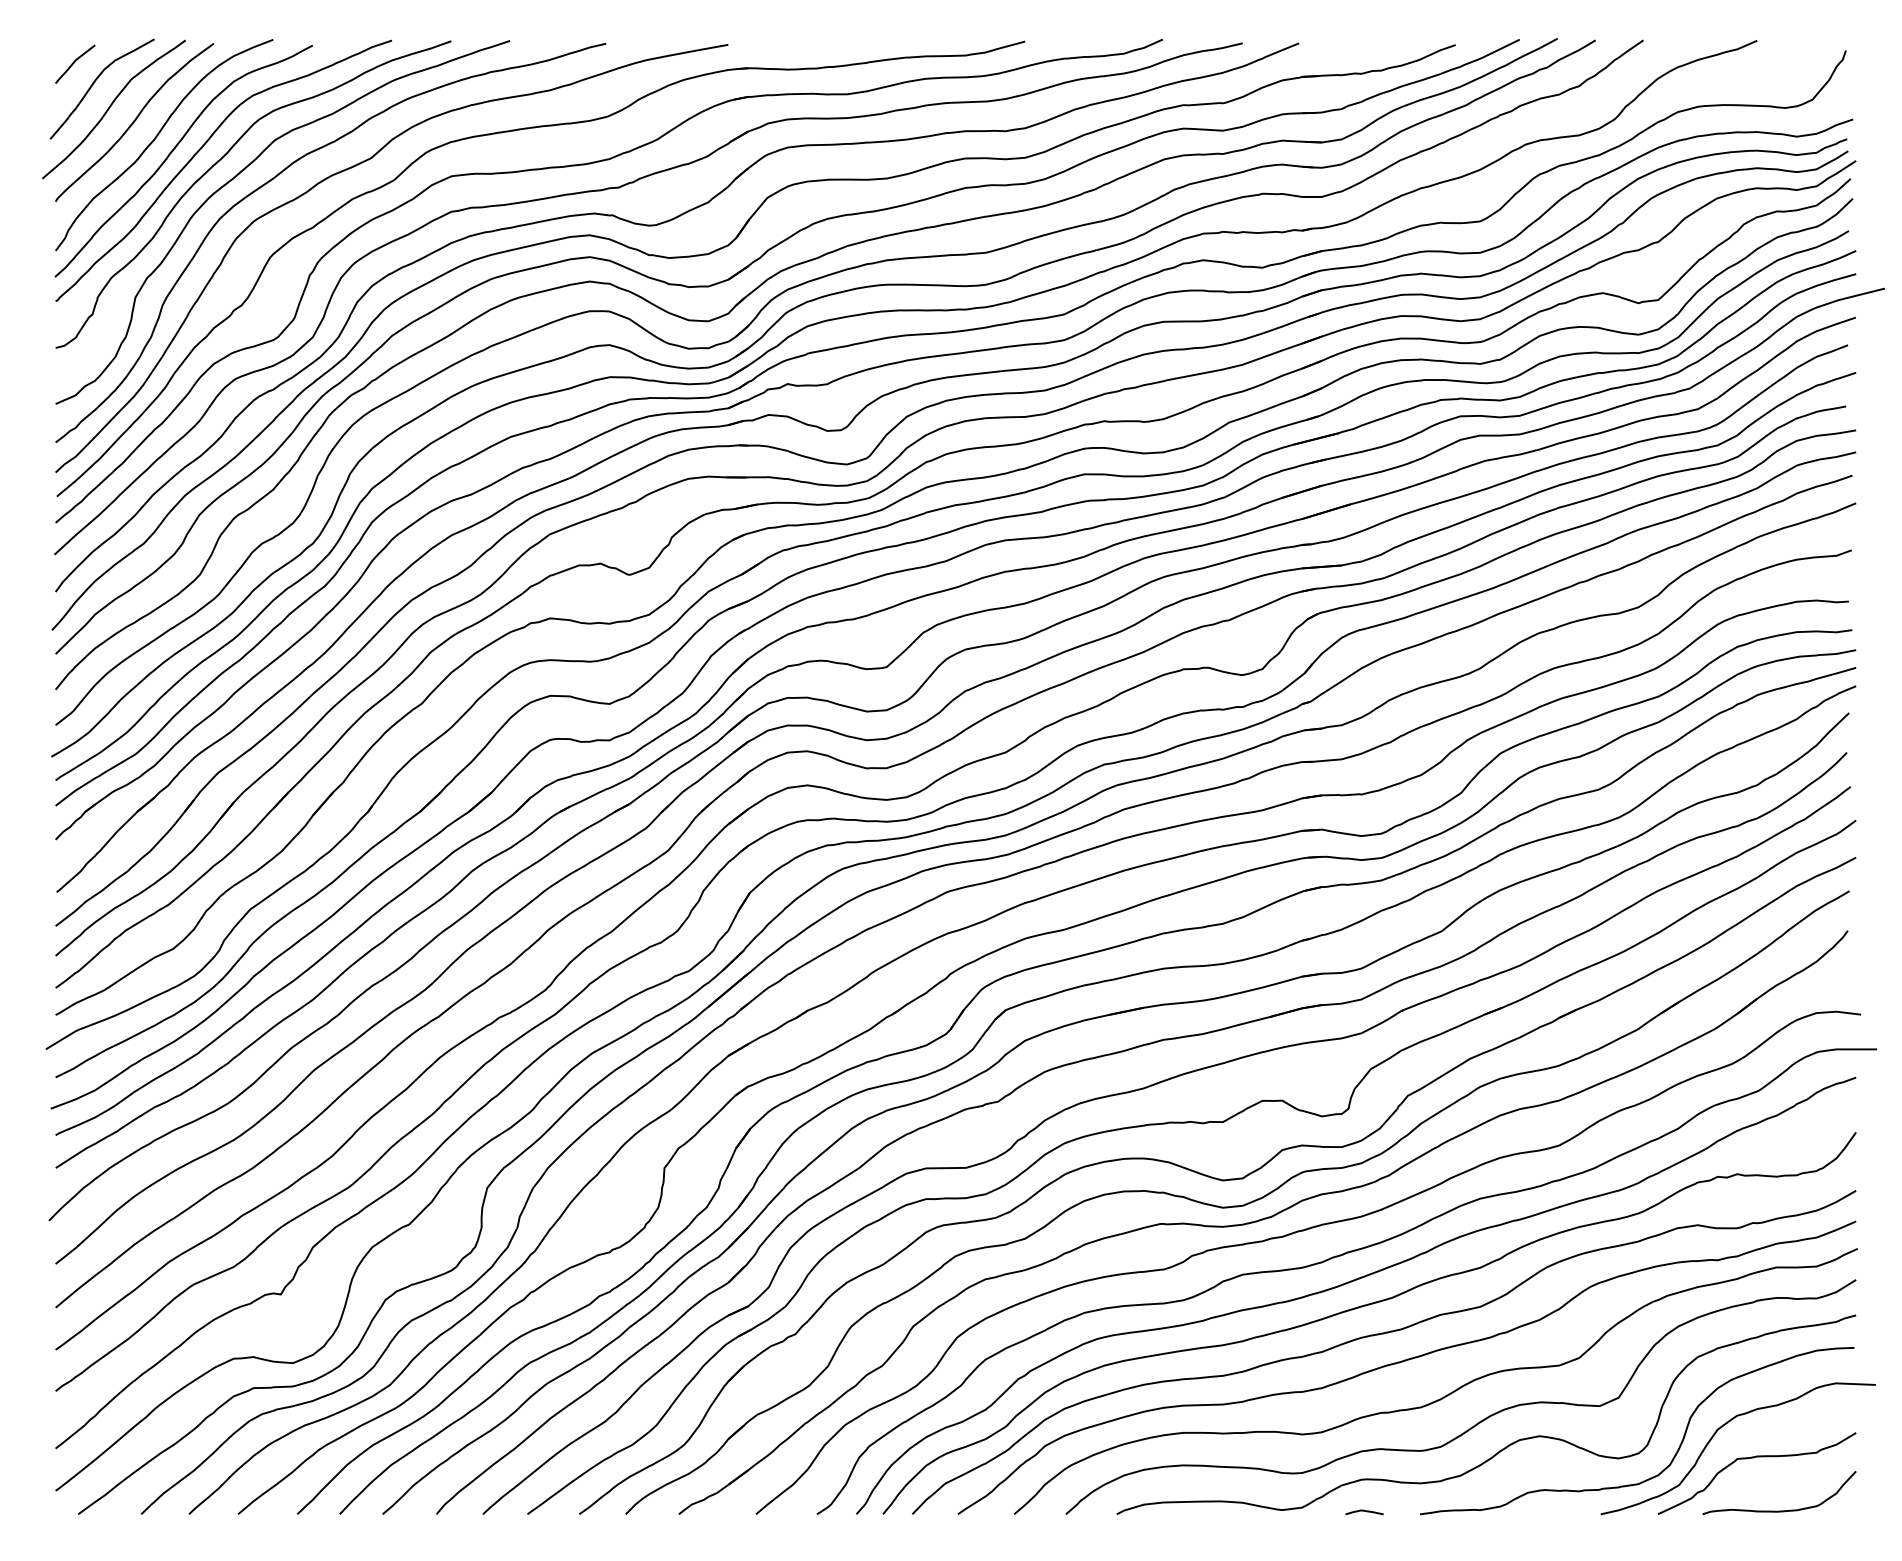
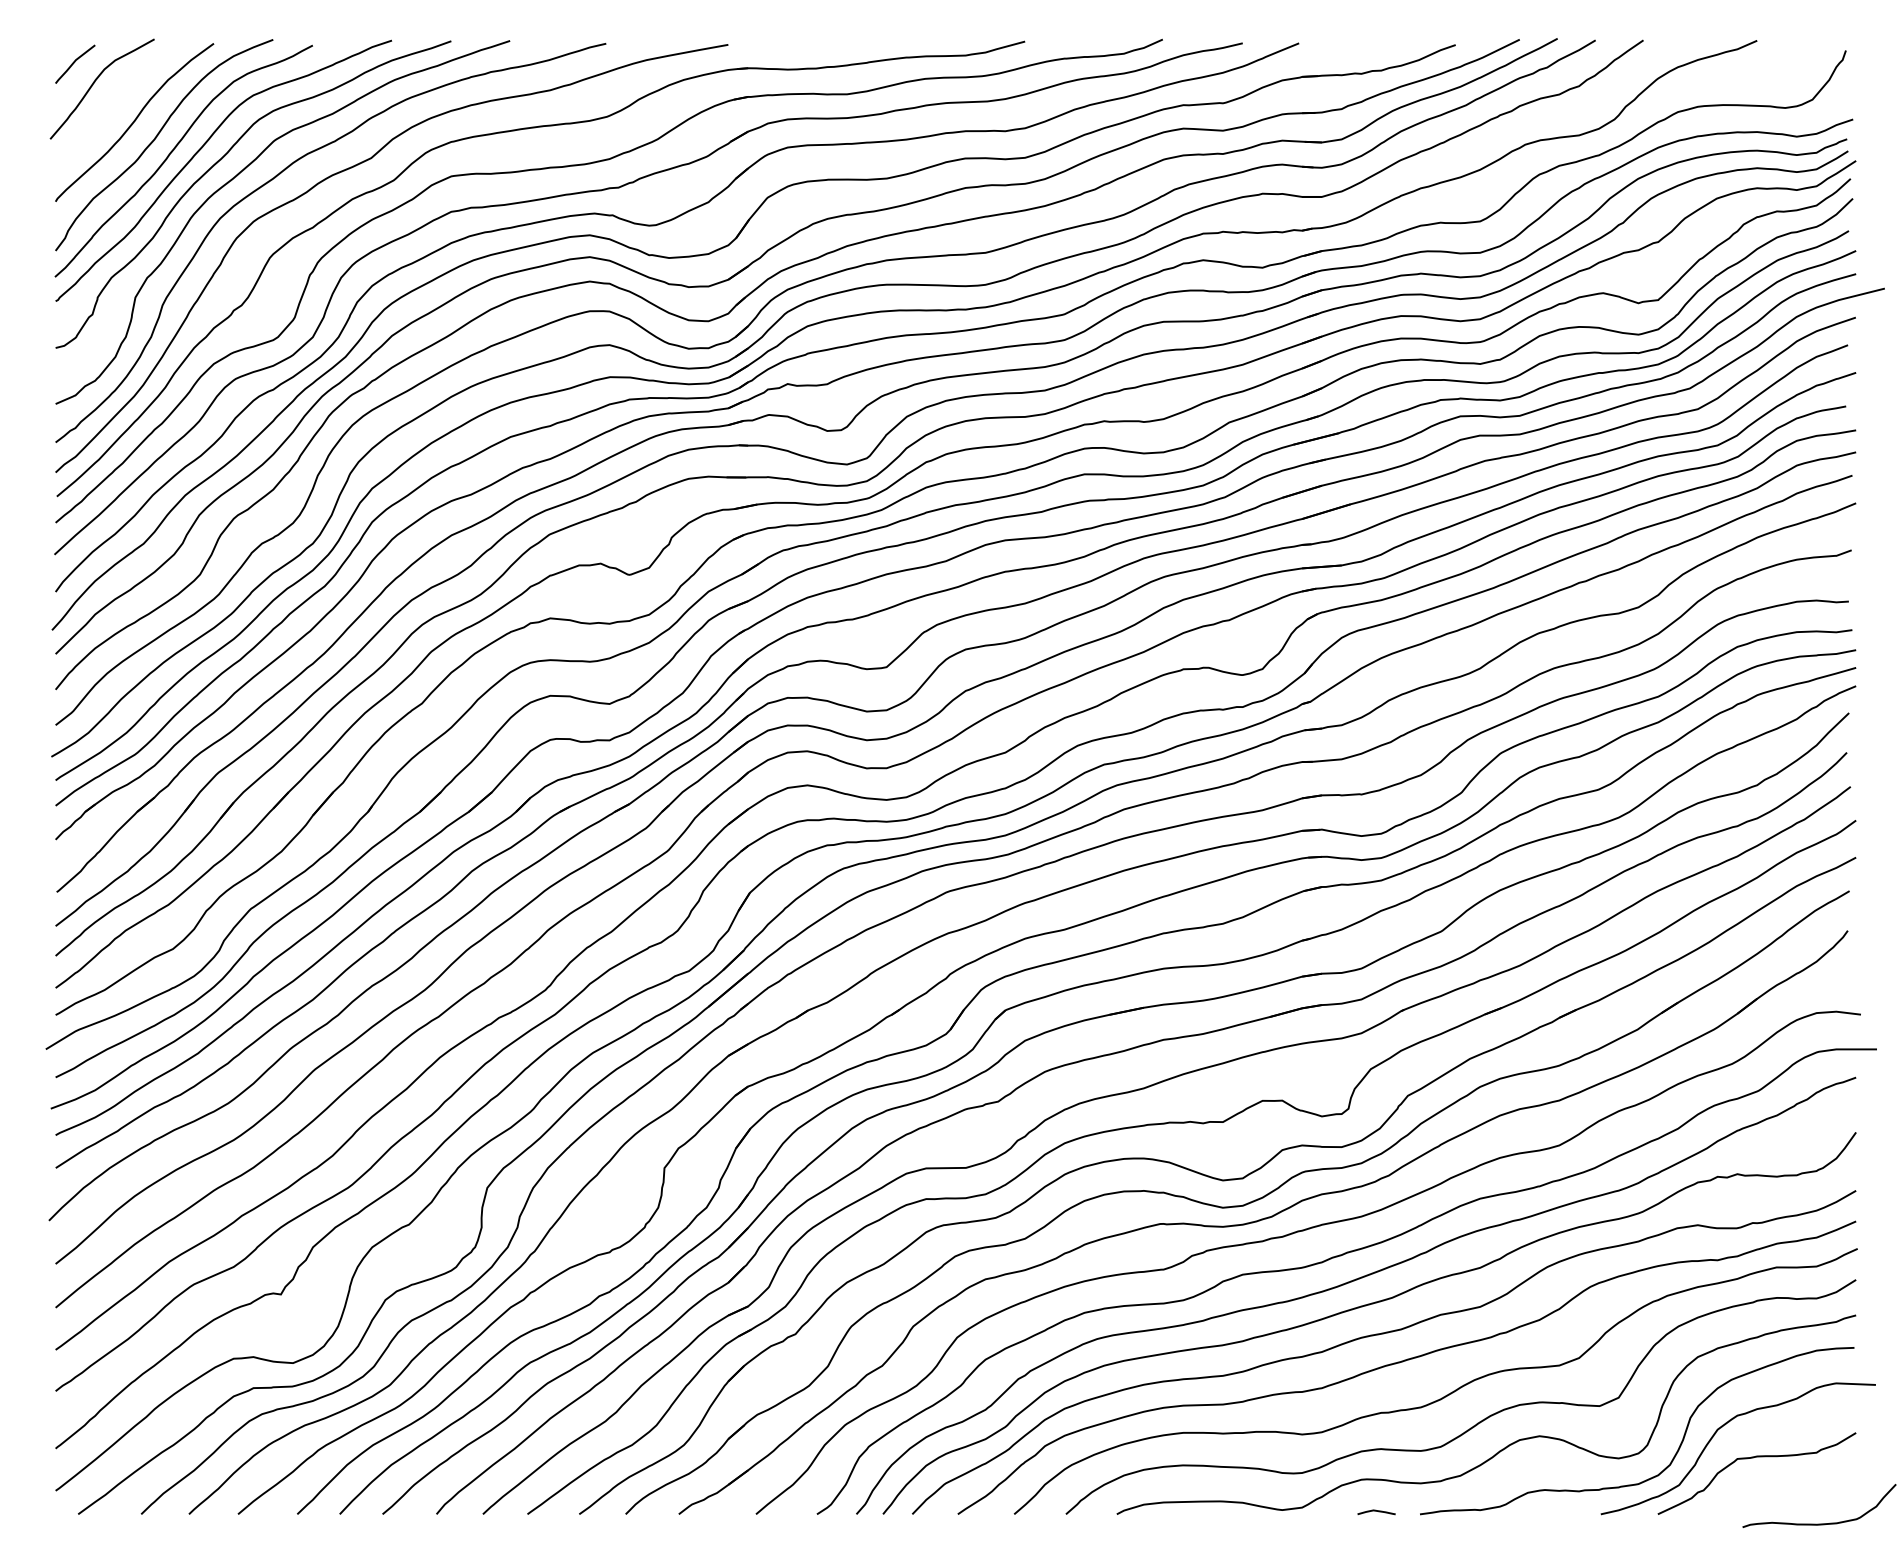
curve: present -> none (111, 106)
curve position: (1779, 1510) -> (1819, 1523) (1819, 1523)
curve position: (1364, 1511) -> (1376, 1511) (1376, 1511)
